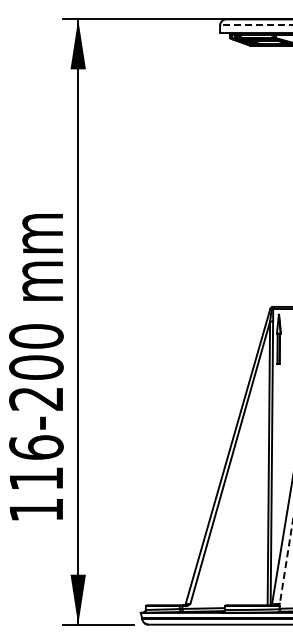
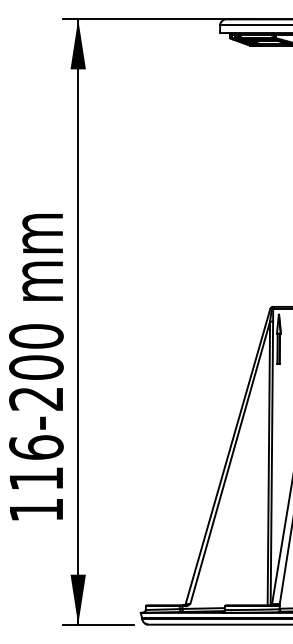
line: dashed -> solid (256, 25)
line: dashed -> solid (286, 562)
